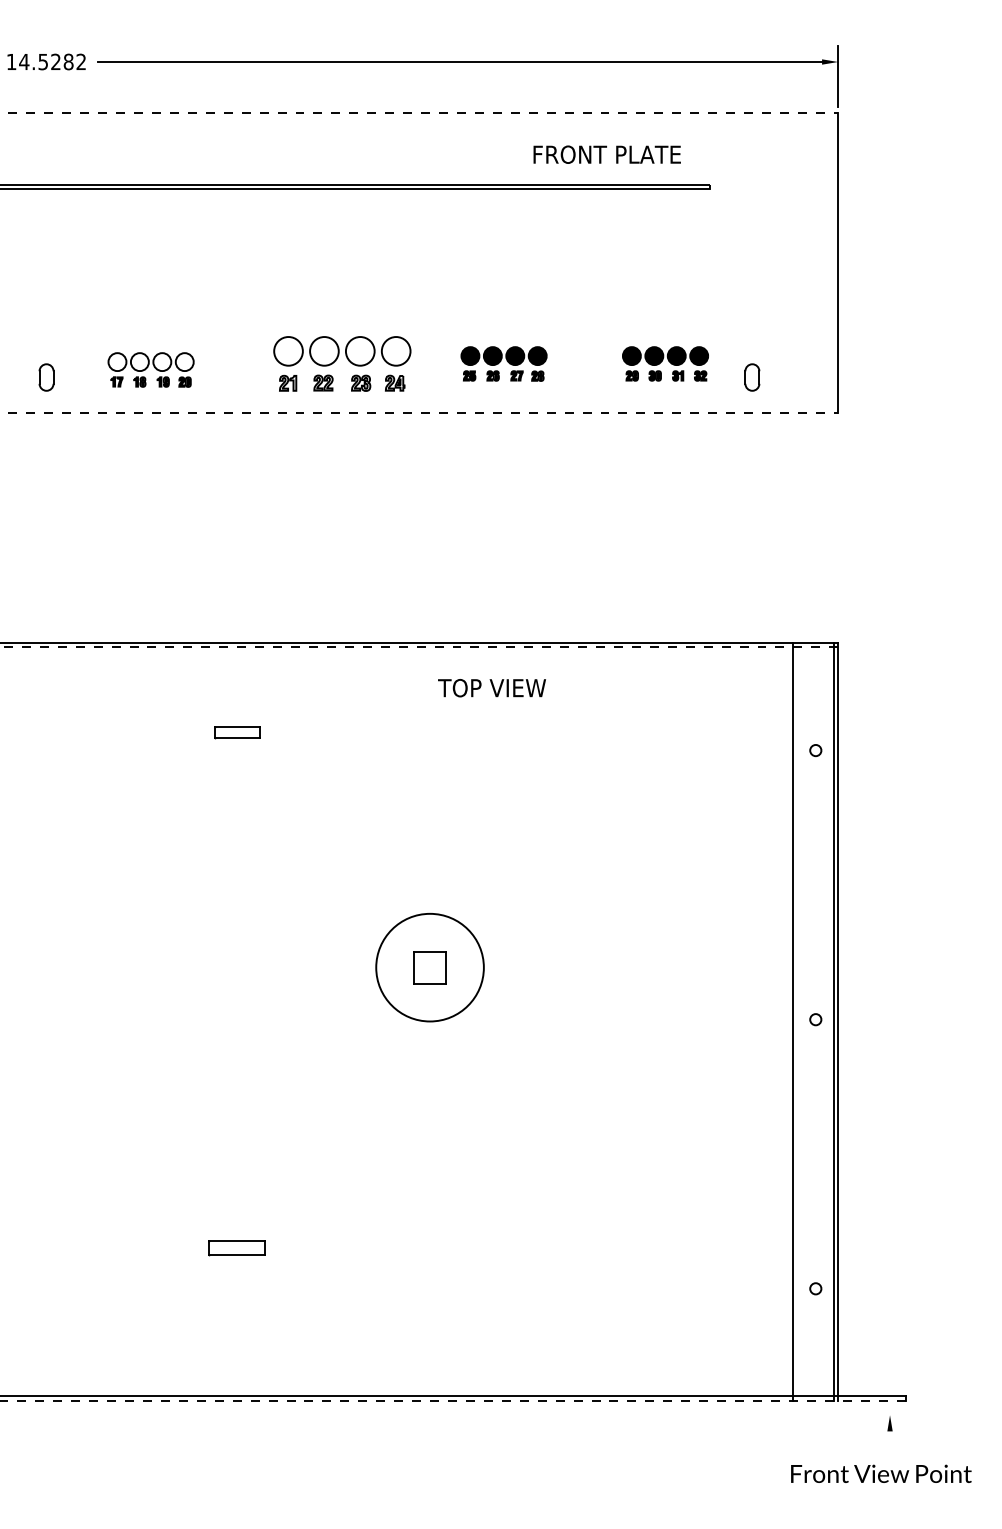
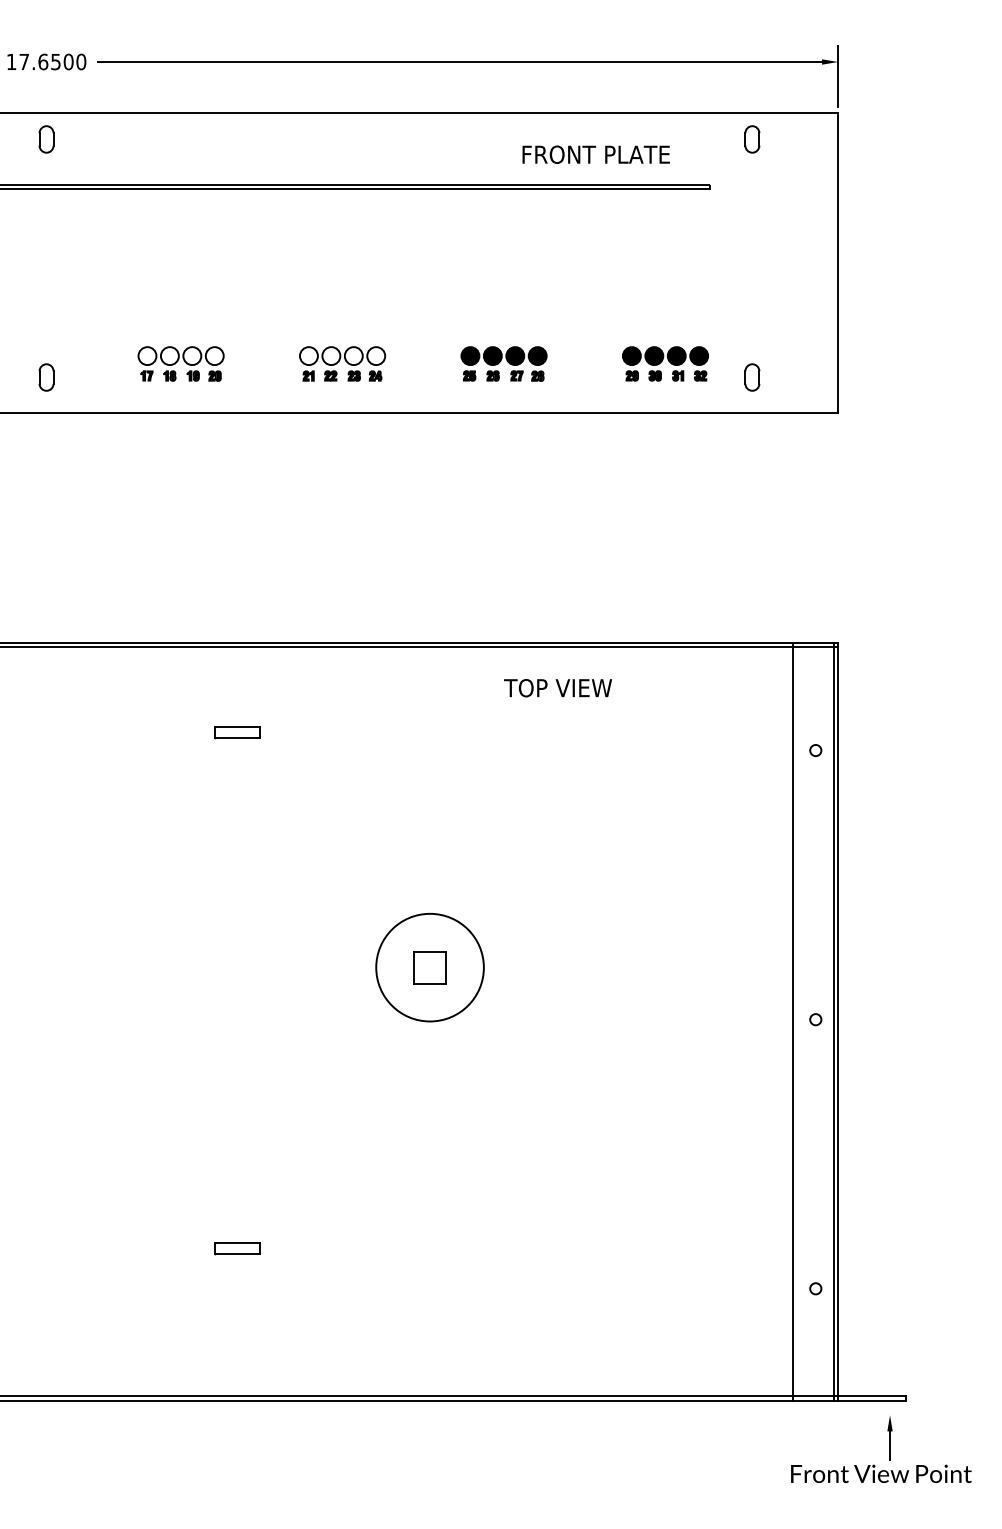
text: 14.5282 -> 17.6500 (52, 61)
line: dashed -> solid (419, 112)
part: none -> present (46, 139)
part: none -> present (752, 139)
text position: (606, 154) -> (595, 154) (595, 154)
part size: 139x56 px -> 88x36 px (342, 363)
part position: (150, 369) -> (180, 363) (180, 363)
line: dashed -> solid (419, 413)
line: dashed -> solid (419, 647)
text position: (491, 688) -> (557, 688) (557, 688)
part size: 58x17 px -> 47x14 px (237, 1248)
line: dashed -> solid (452, 1400)
line: none -> present (890, 1445)
